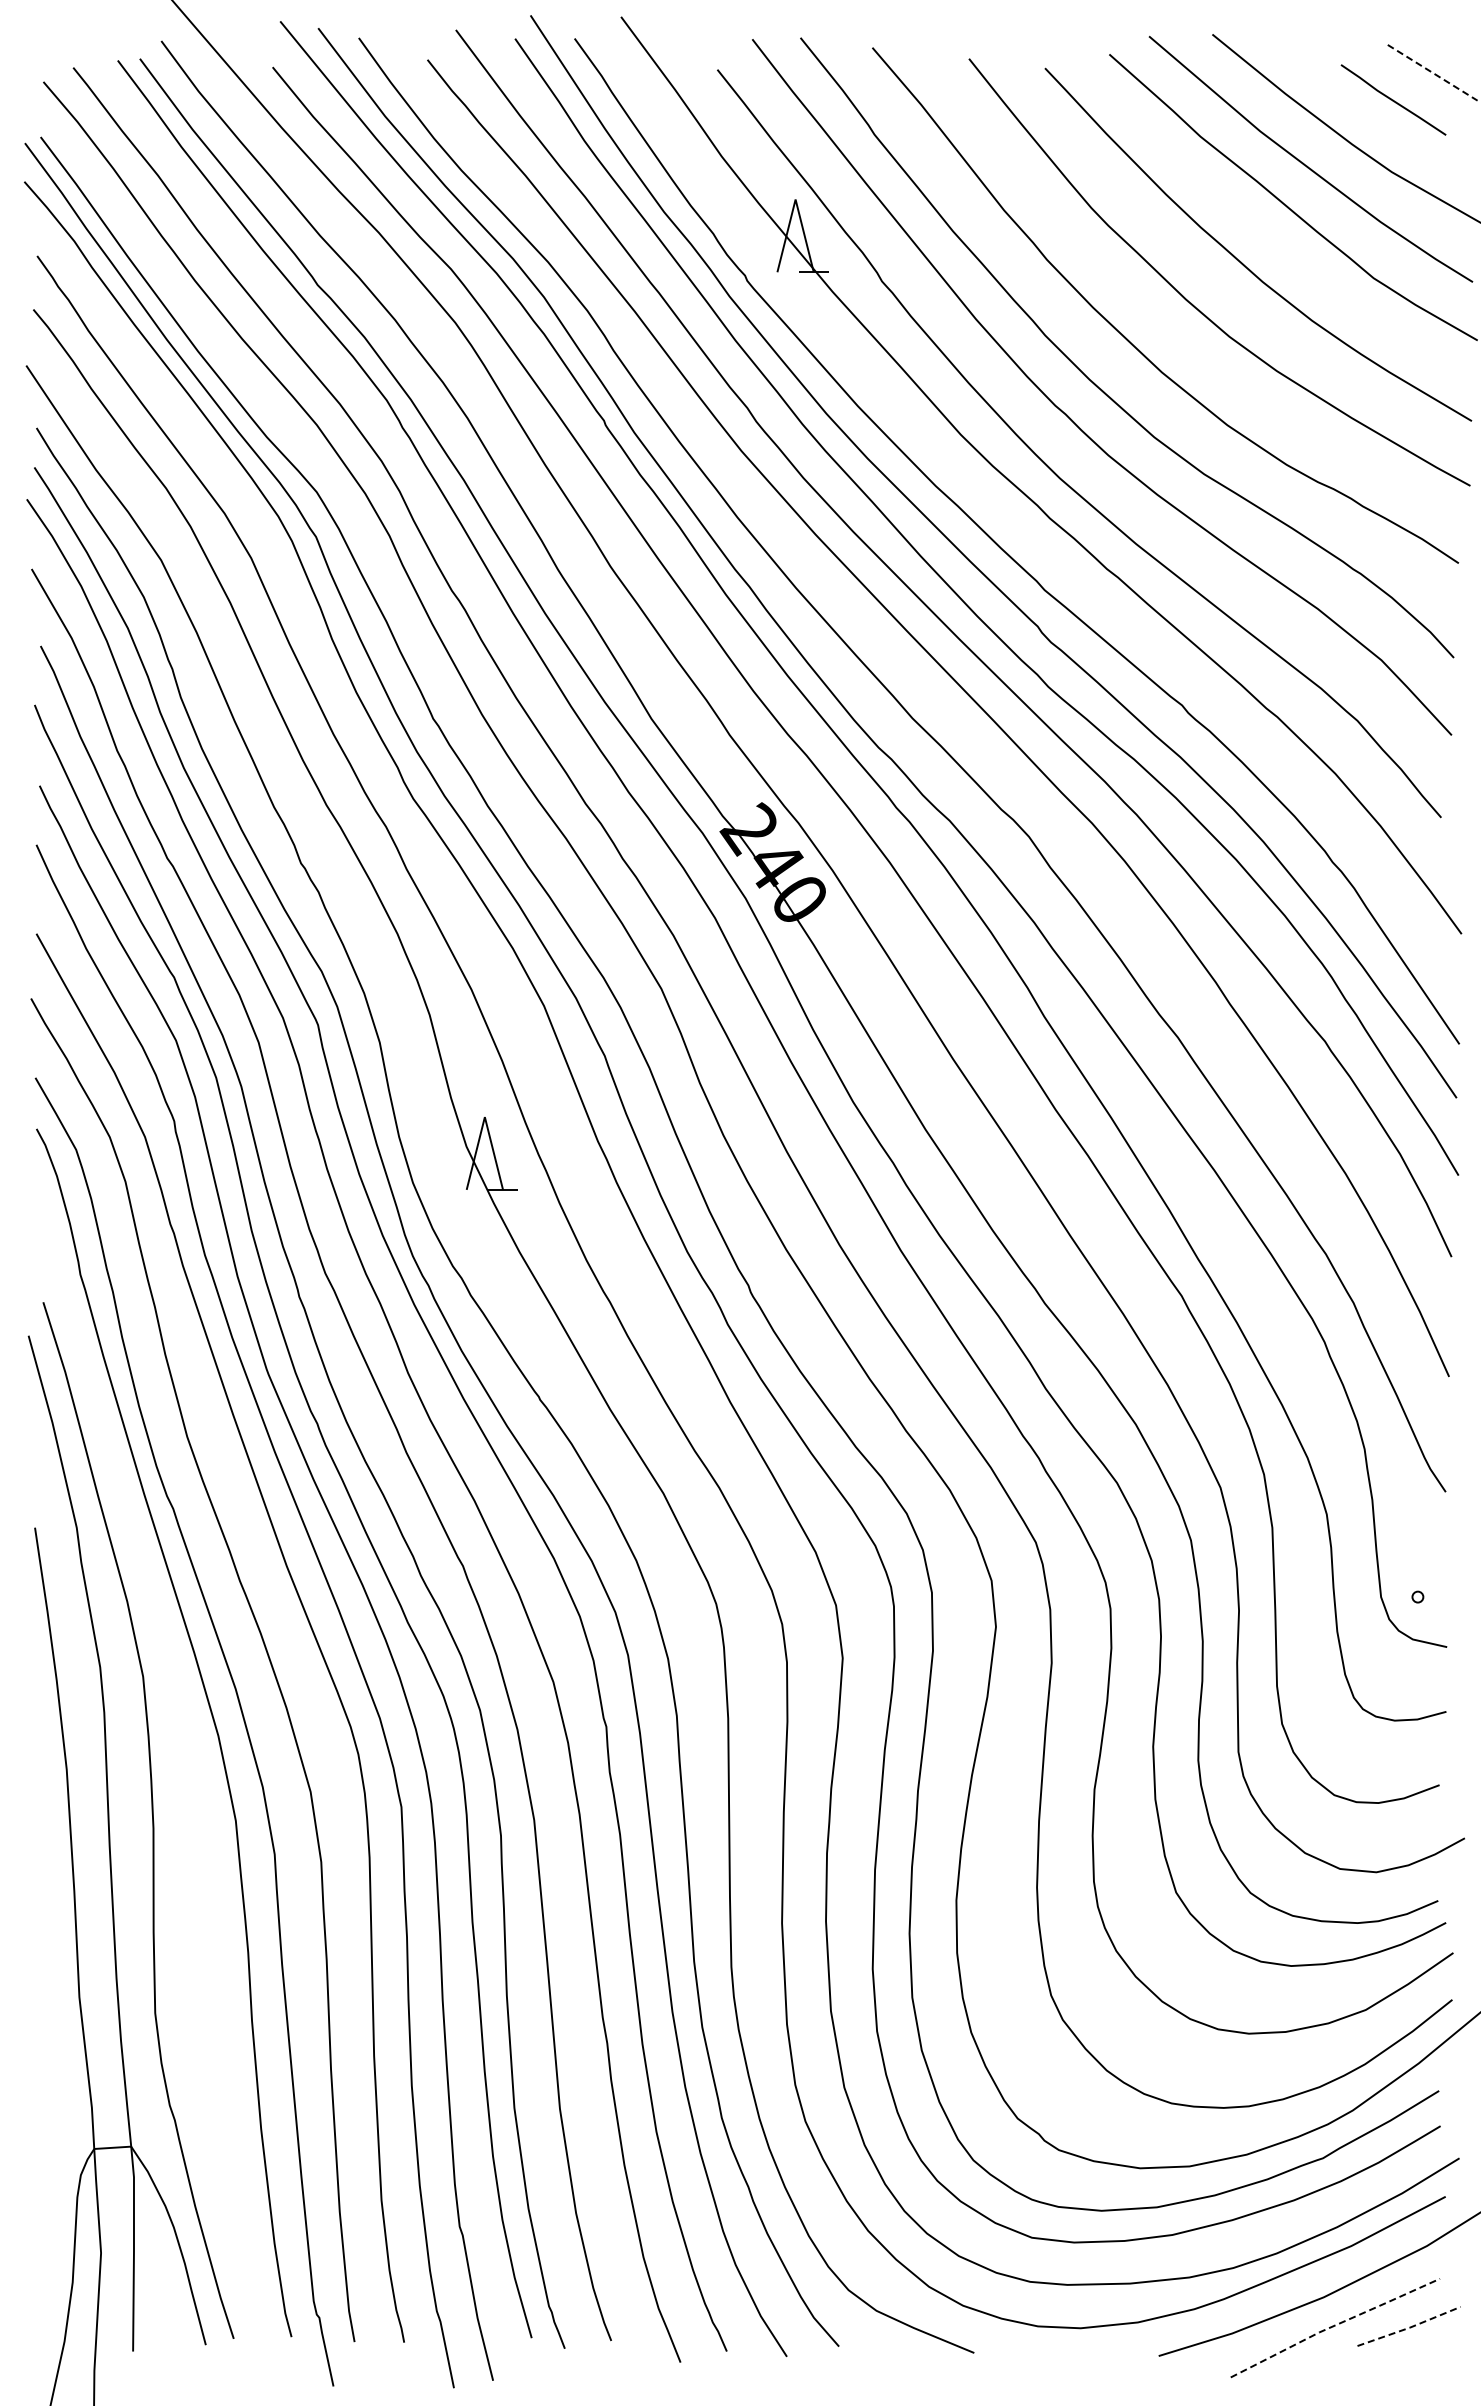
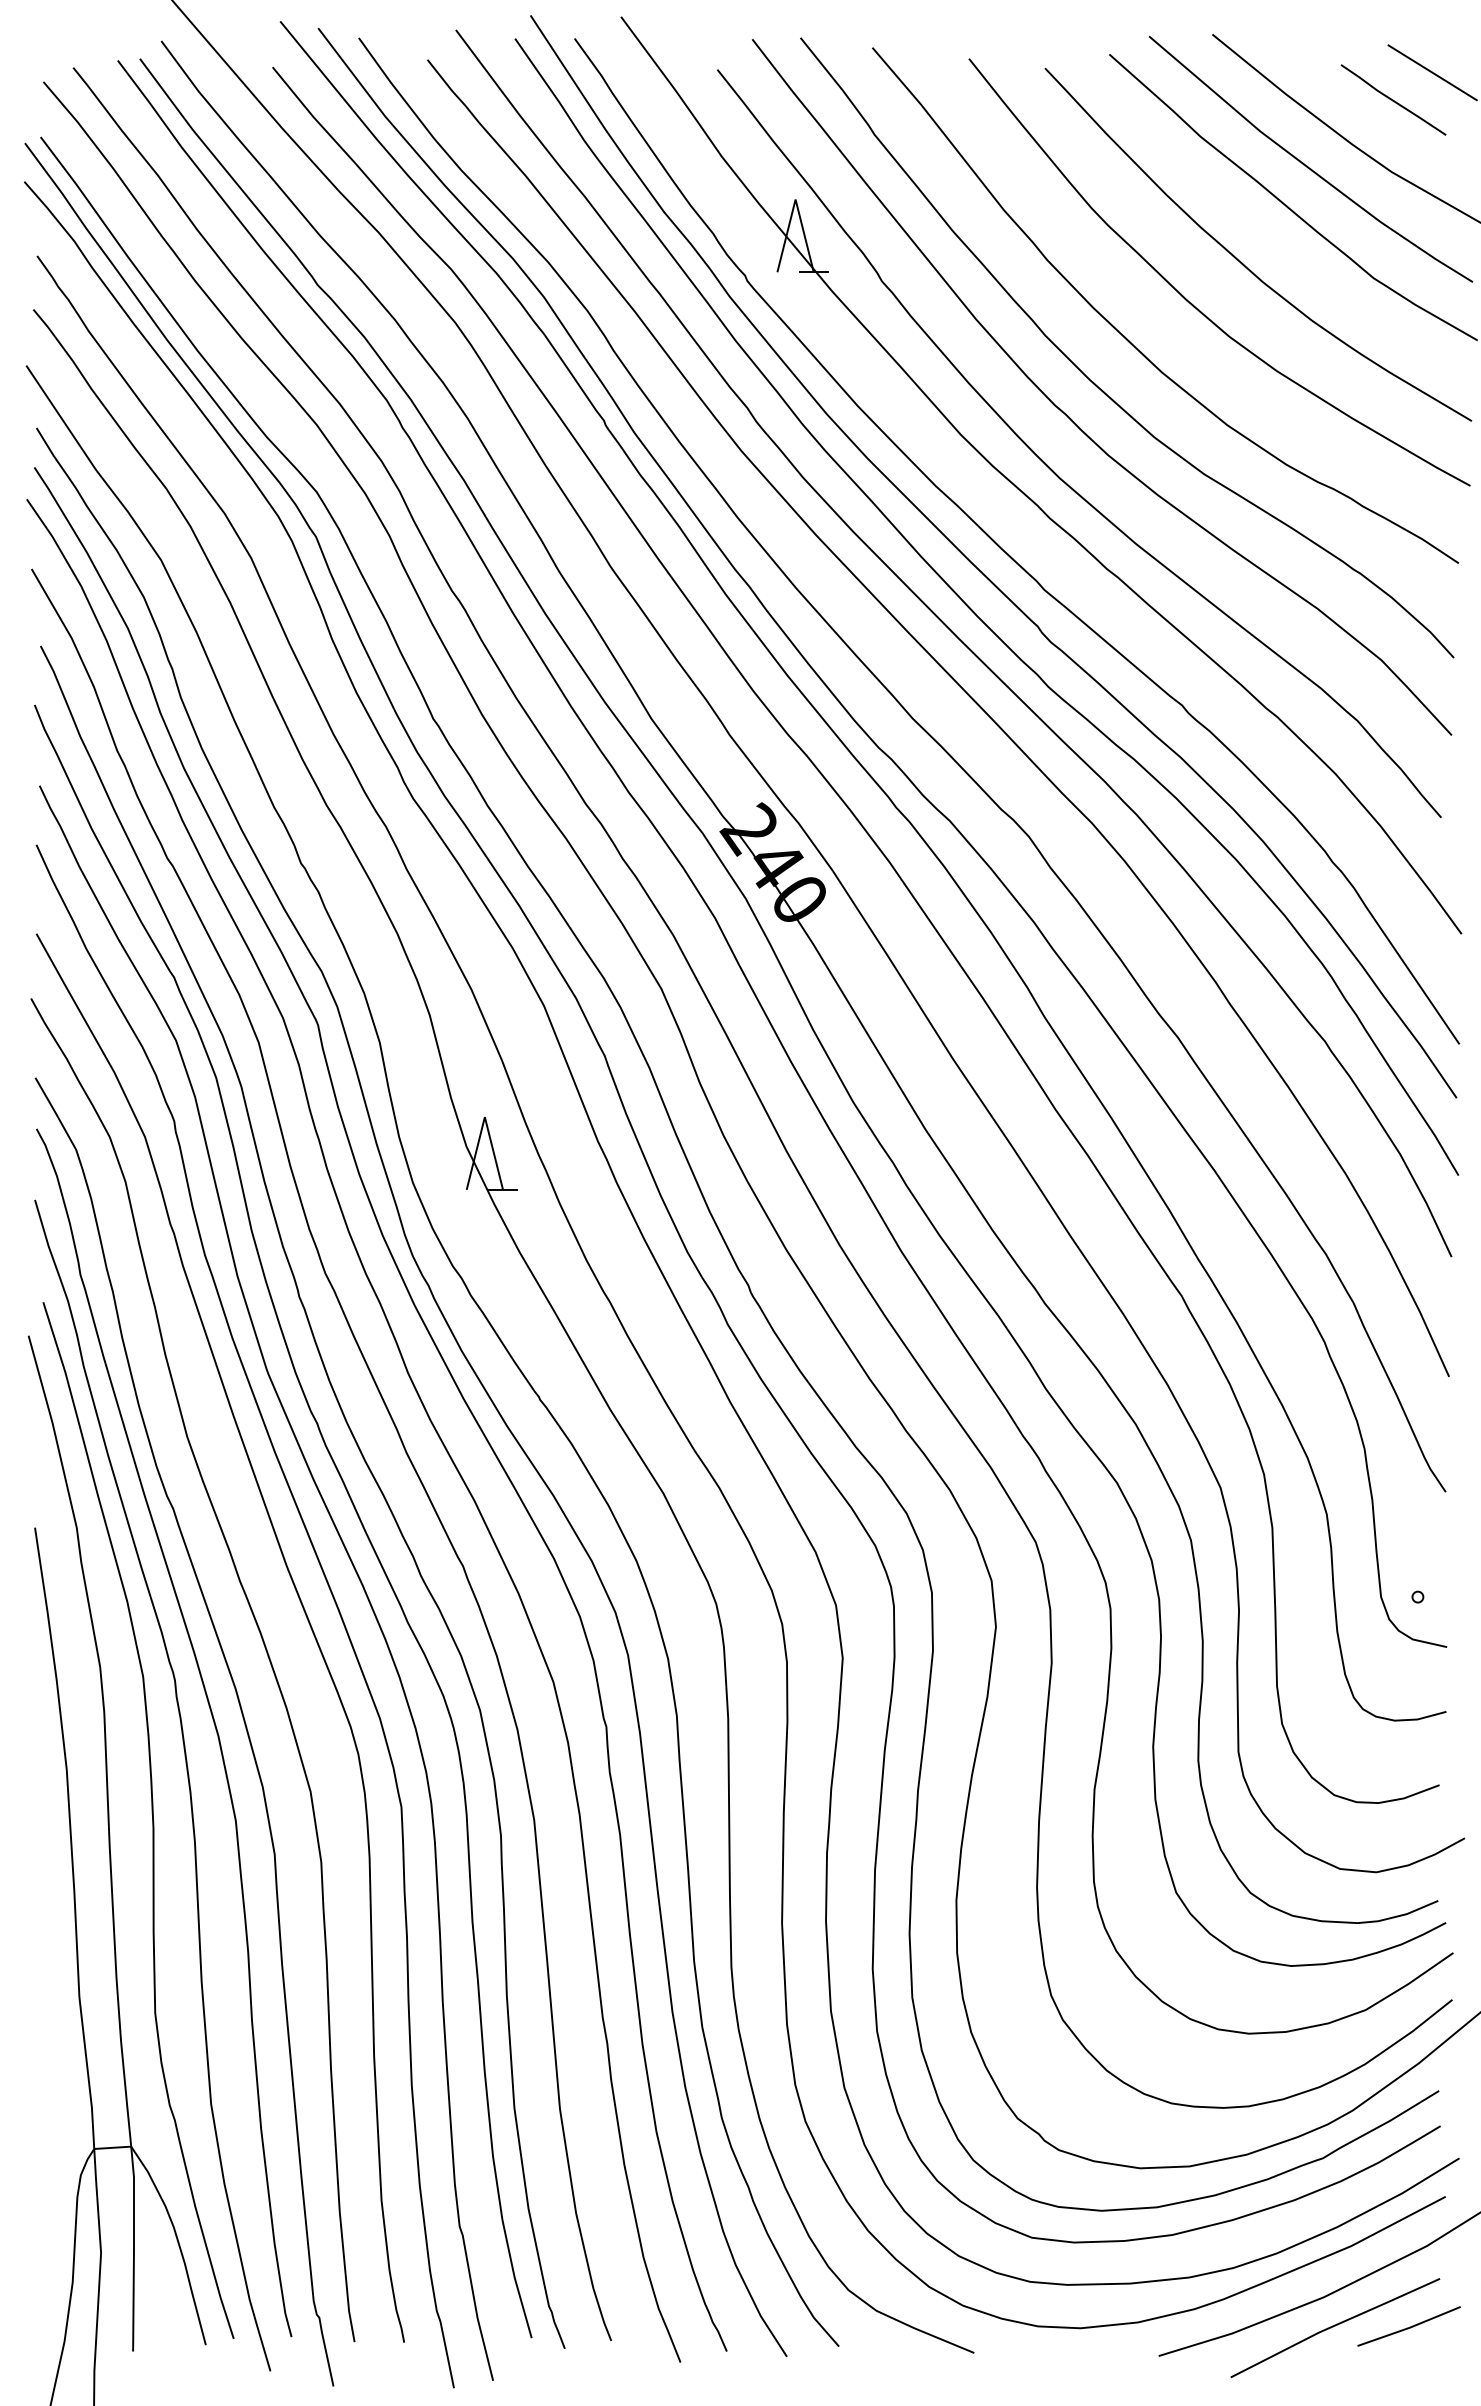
line: dashed -> solid (1432, 72)
curve: none -> present (187, 1779)
line: dashed -> solid (1334, 2325)
line: dashed -> solid (1409, 2327)
